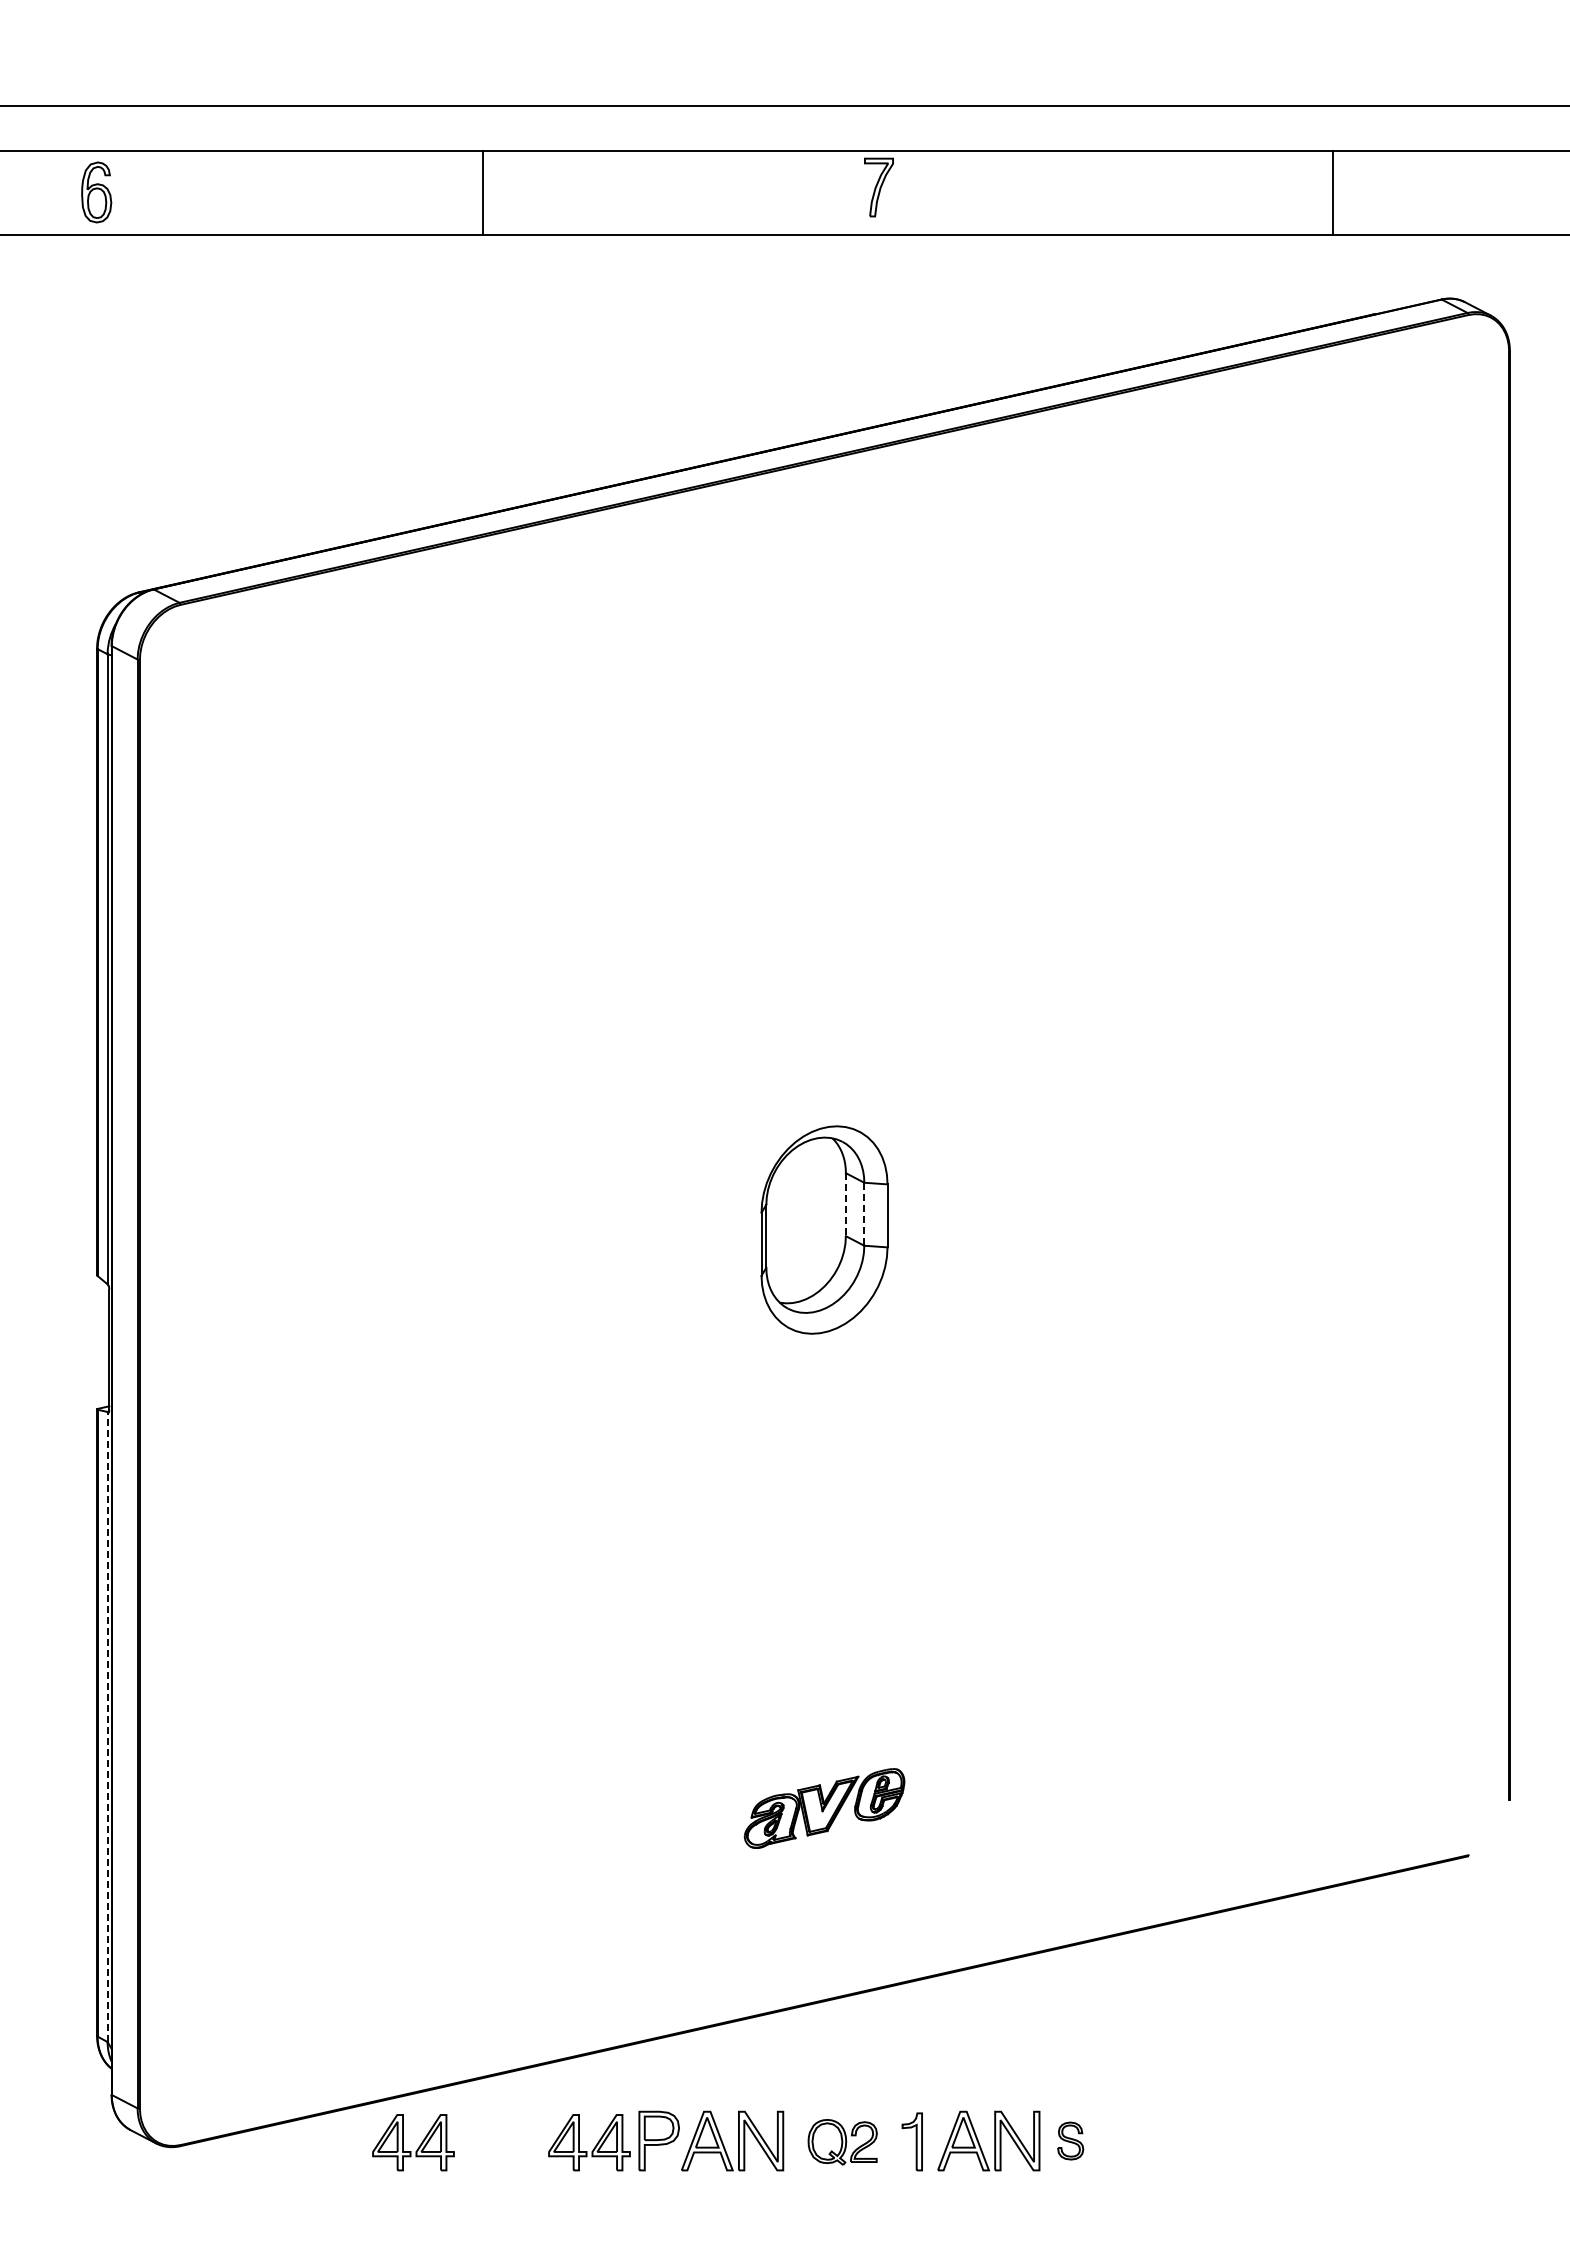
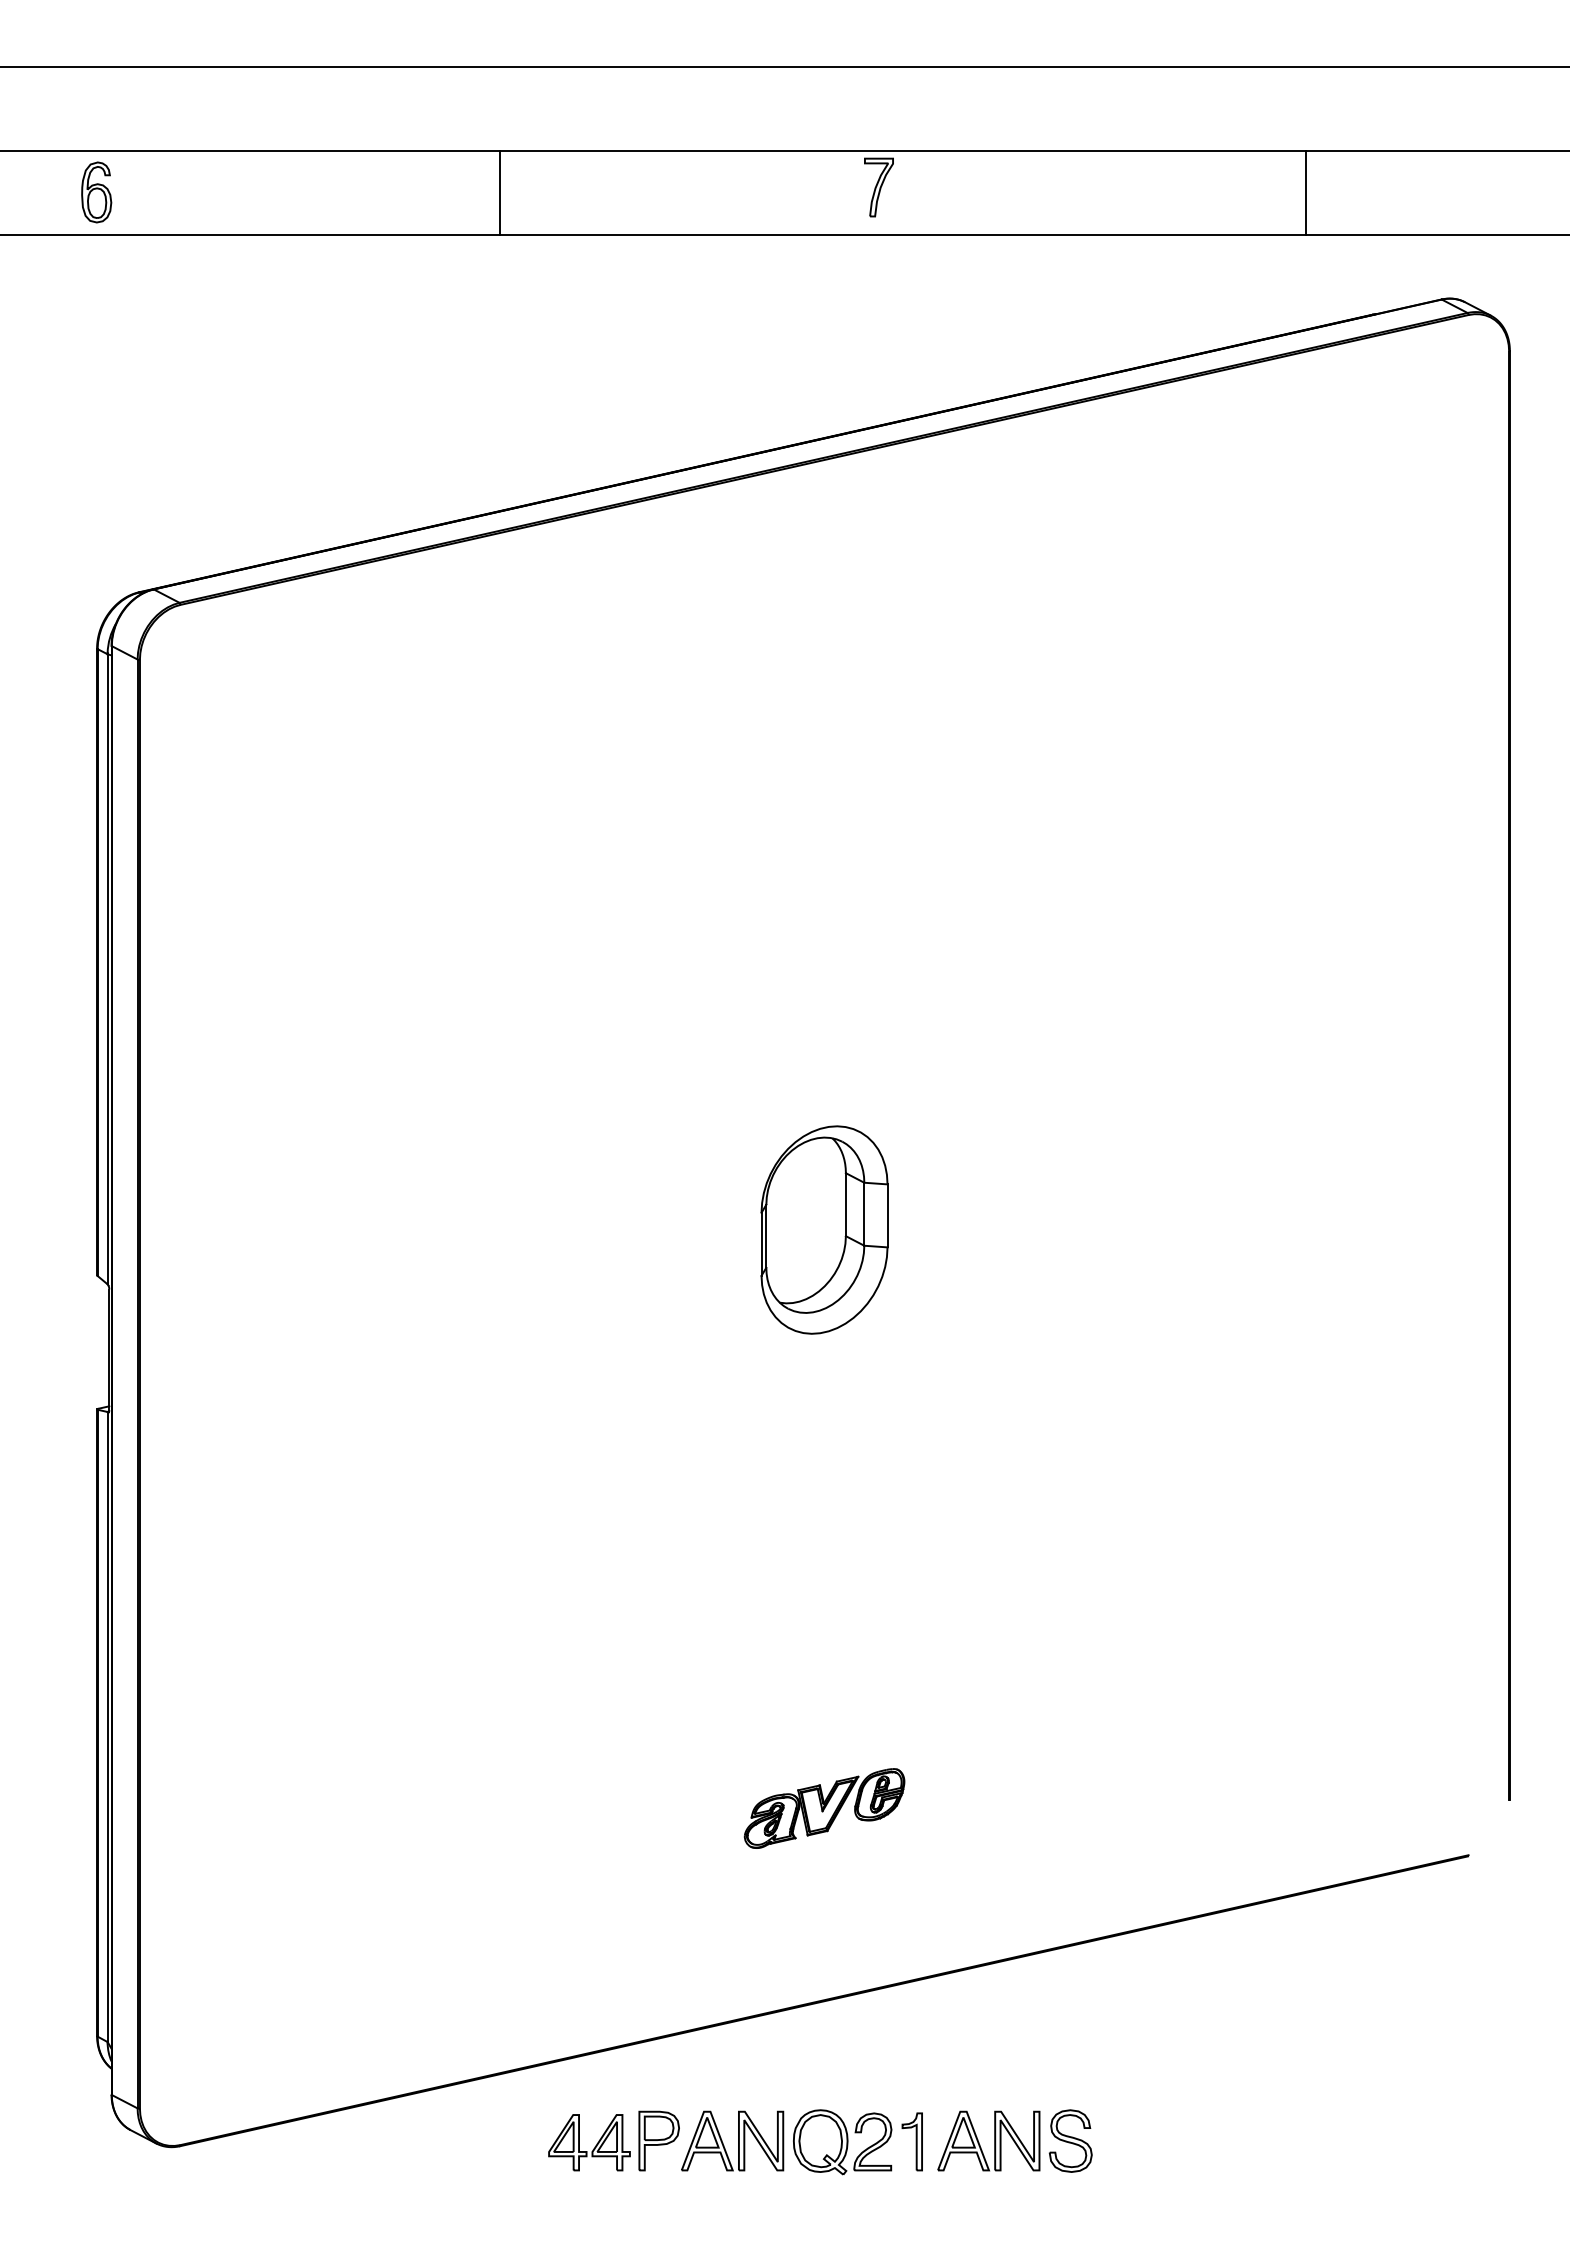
line position: (784, 106) -> (784, 67) (784, 67)
line position: (482, 192) -> (499, 192) (499, 192)
line position: (1333, 192) -> (1306, 192) (1306, 192)
line: dashed -> solid (845, 1205)
line: dashed -> solid (864, 1214)
line: dashed -> solid (107, 1726)
part size: 28x40 px -> 45x64 px (1070, 2140)
part size: 71x47 px -> 100x67 px (842, 2142)
part: present -> none (418, 2146)
